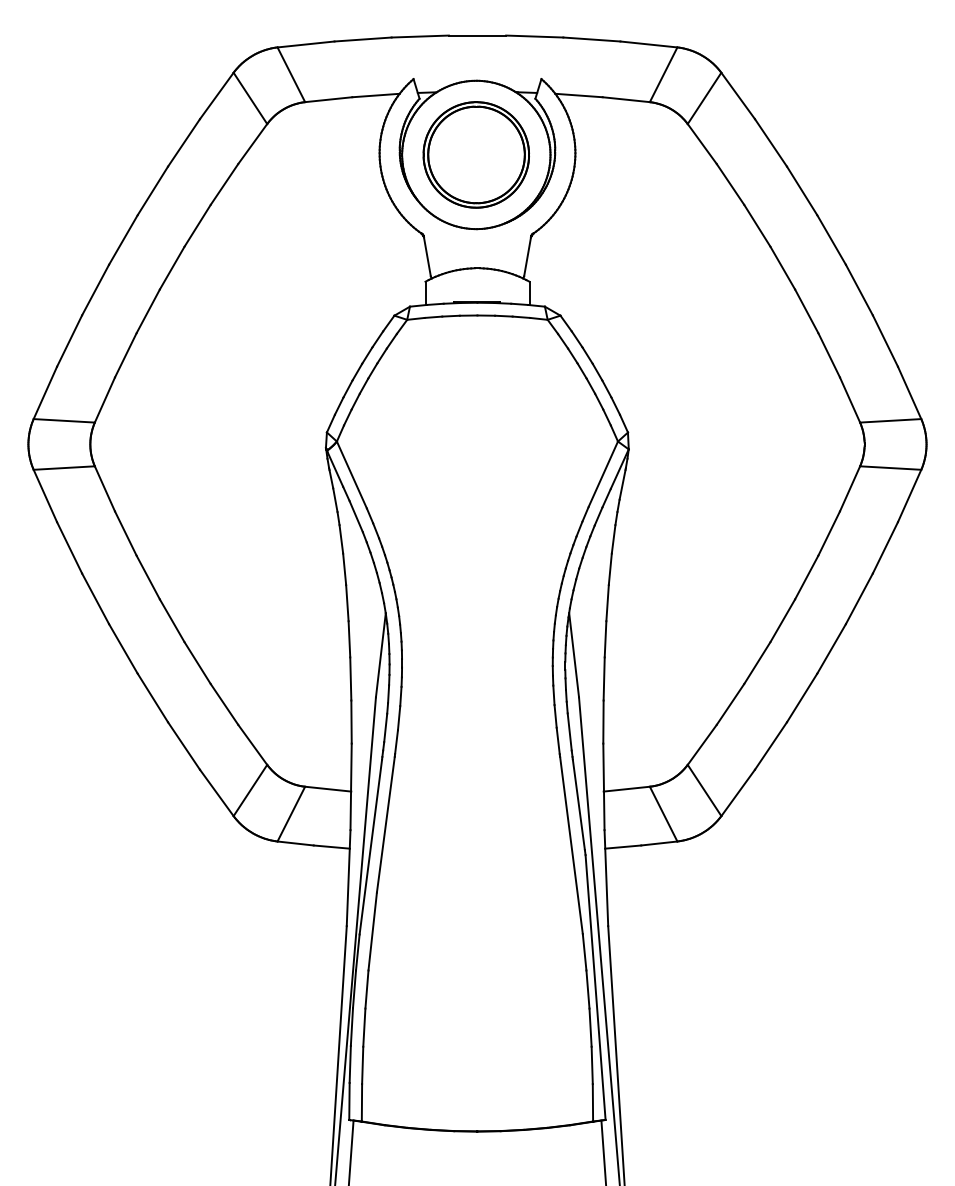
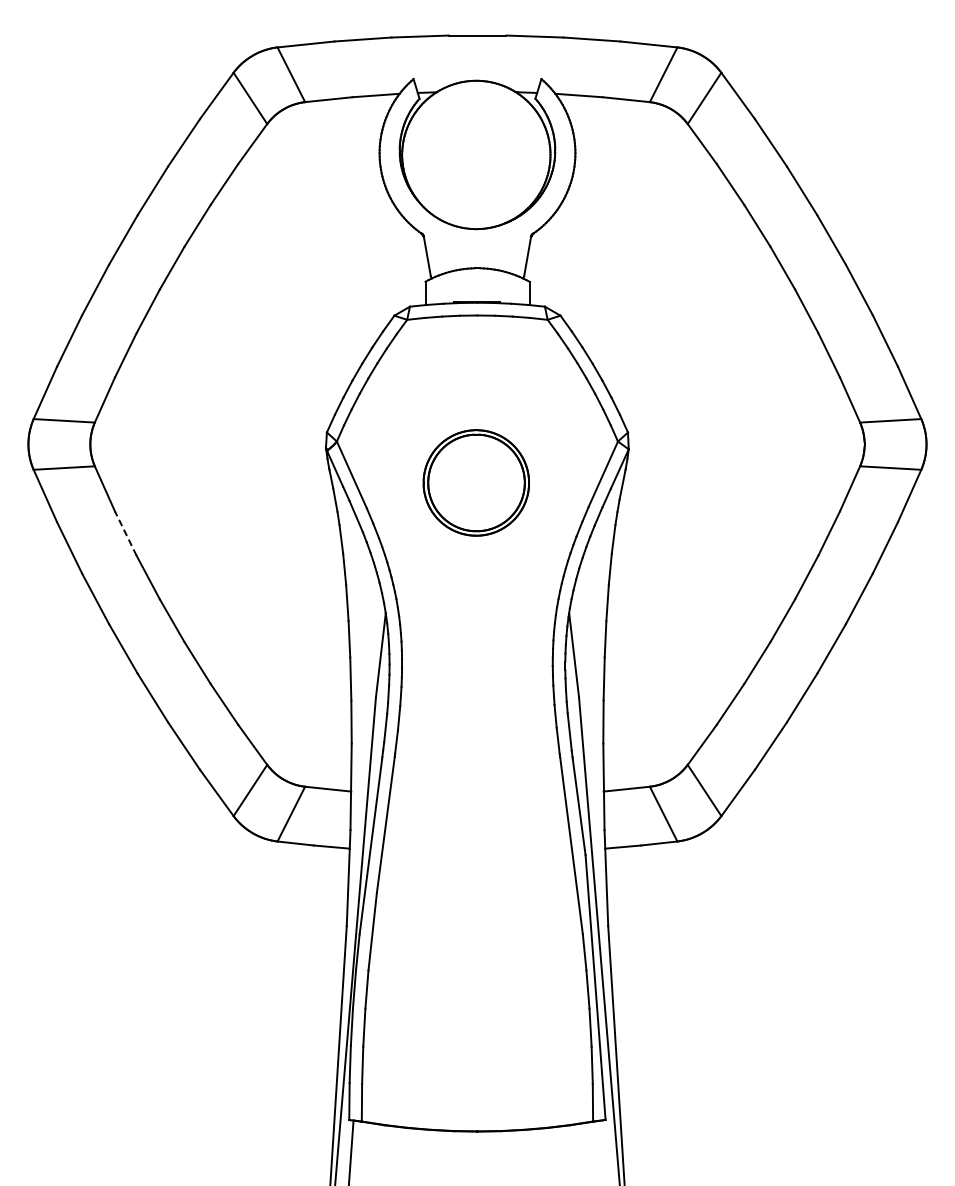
part position: (475, 154) -> (475, 482) (475, 482)
line: solid -> dashed (125, 533)
line: present -> none (603, 1151)
